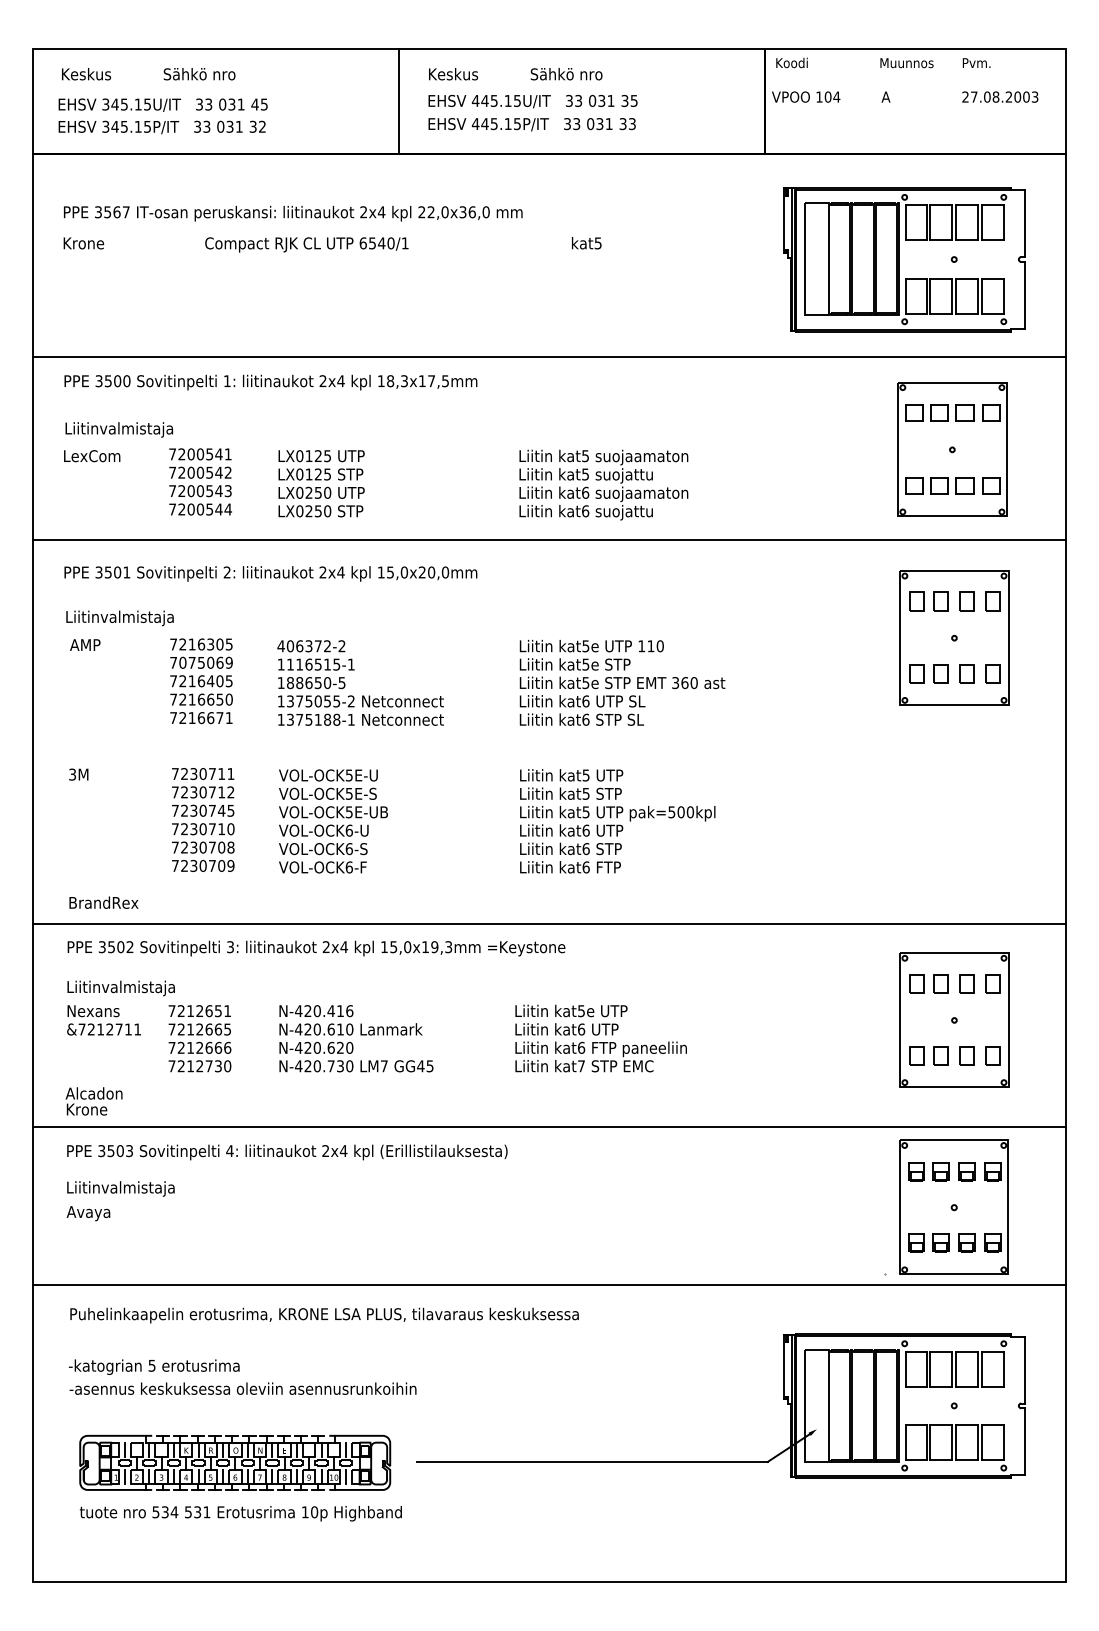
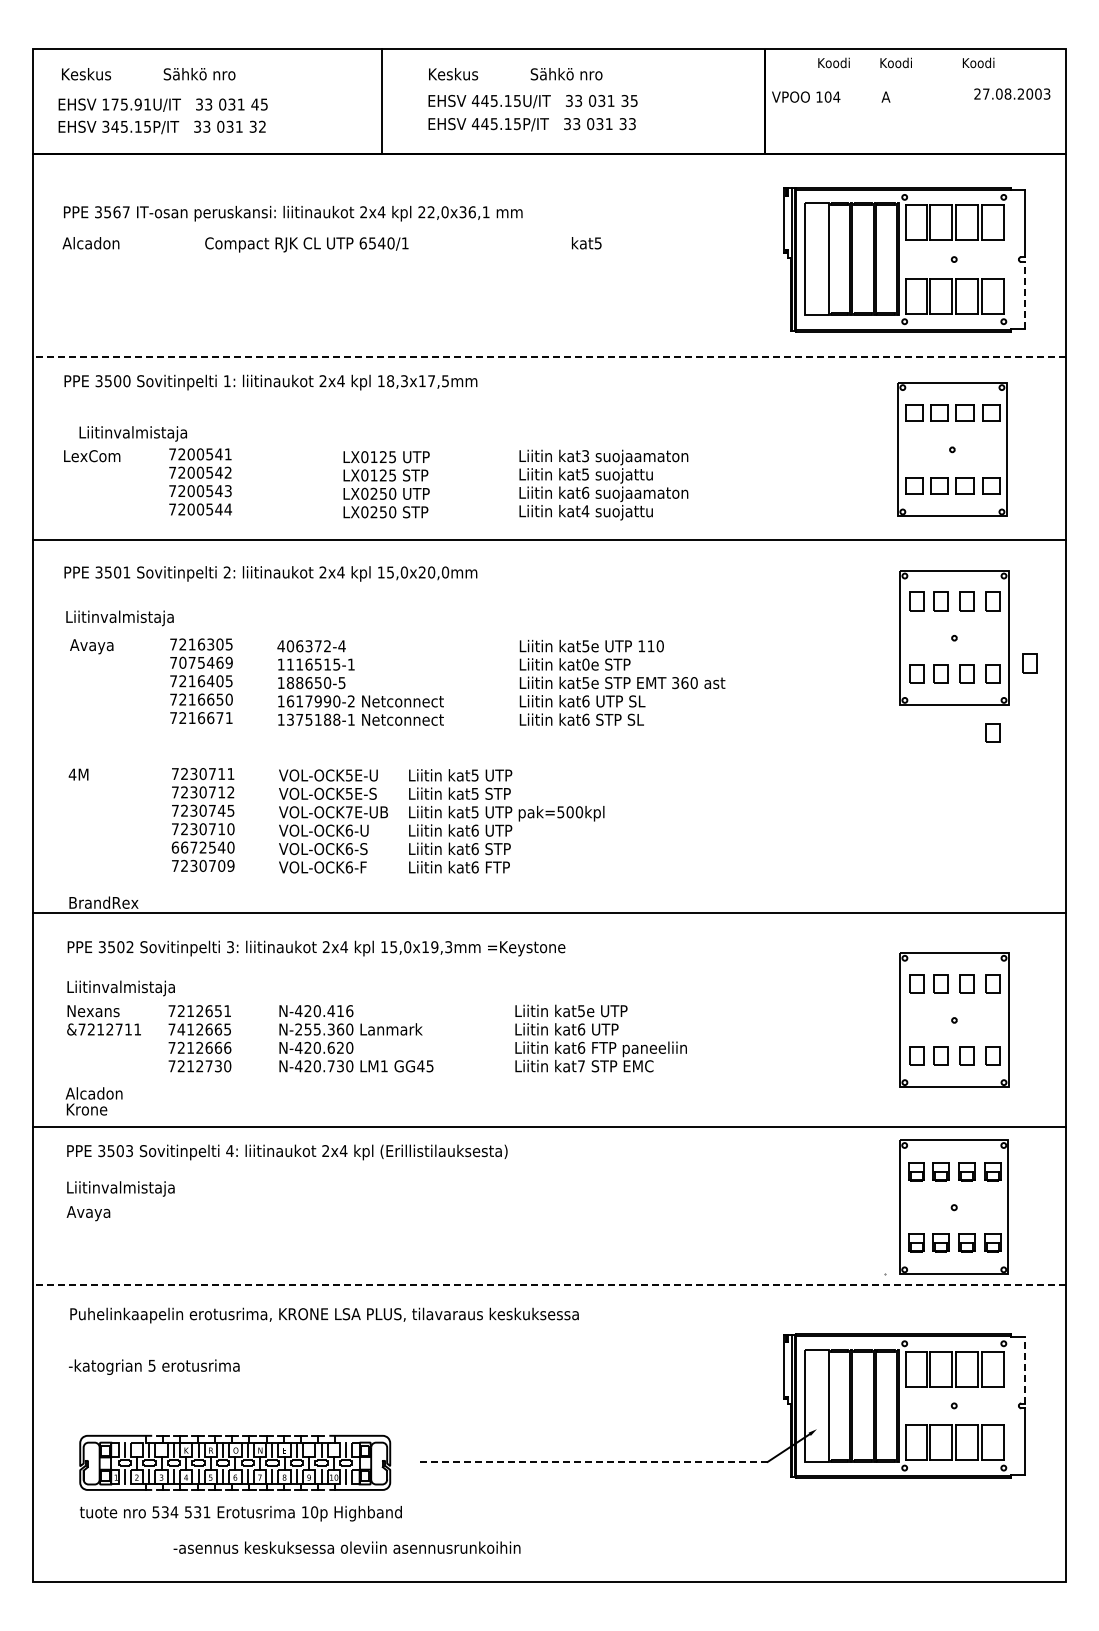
text position: (791, 62) -> (833, 62) (833, 62)
text: Muunnos -> Koodi (907, 62)
text: Pvm. -> Koodi (979, 62)
text position: (1000, 96) -> (1012, 93) (1012, 93)
line position: (398, 100) -> (381, 100) (381, 100)
text: 345.15U/IT -> 175.91U/IT (126, 104)
text: 22,0x36,0 -> 22,0x36,1 (485, 212)
text: Krone -> Alcadon (90, 243)
line: solid -> dashed (1025, 294)
line: solid -> dashed (549, 356)
text position: (118, 429) -> (132, 433) (132, 433)
text: kat5 -> kat3 (585, 455)
text position: (321, 483) -> (386, 484) (386, 484)
text: kat6 -> kat4 (585, 511)
text: AMP -> Avaya (96, 646)
text: 406372-2 -> 406372-4 (341, 646)
text: 7075069 -> 7075469 (210, 662)
part: none -> present (1029, 663)
text: kat5e -> kat0e (585, 664)
text: 1375055-2 -> 1617990-2 (313, 701)
part: none -> present (992, 732)
text: 3M -> 4M (72, 774)
text: VOL-OCK5E-UB -> VOL-OCK7E-UB (348, 812)
text position: (617, 821) -> (506, 821) (506, 821)
text: 7230708 -> 6672540 (202, 847)
line position: (549, 924) -> (549, 913) (549, 913)
text: 7212665 -> 7412665 (181, 1029)
text: N-420.610 -> N-255.360 (319, 1029)
text: LM7 -> LM1 (384, 1066)
line: solid -> dashed (549, 1285)
line: solid -> dashed (1025, 1369)
text position: (242, 1388) -> (346, 1547) (346, 1547)
line: solid -> dashed (591, 1461)
